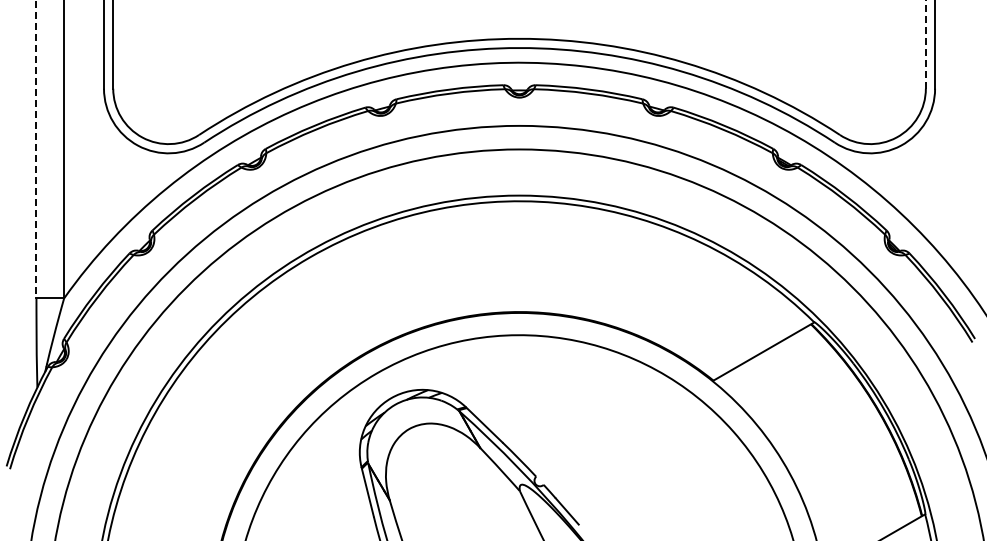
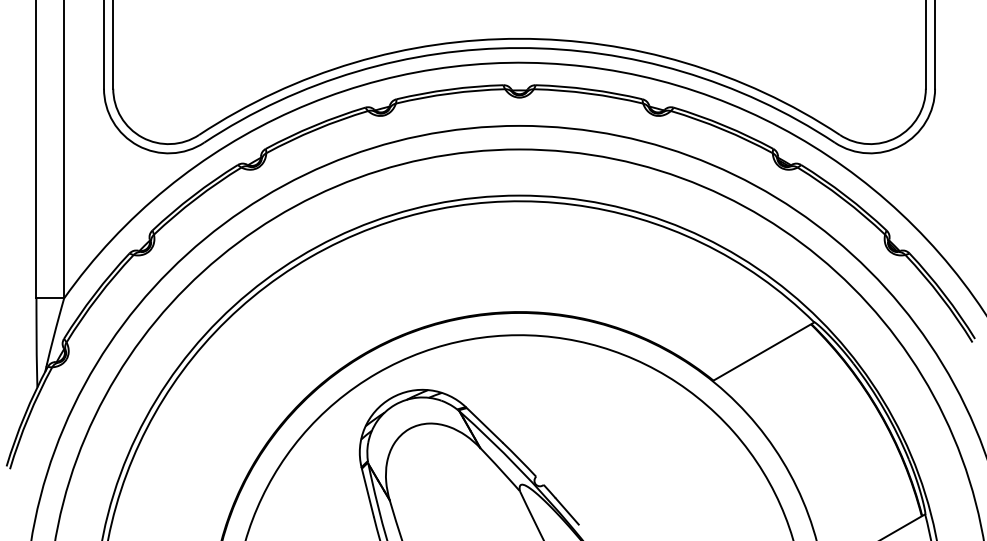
line: dashed -> solid (925, 44)
line: dashed -> solid (36, 149)
